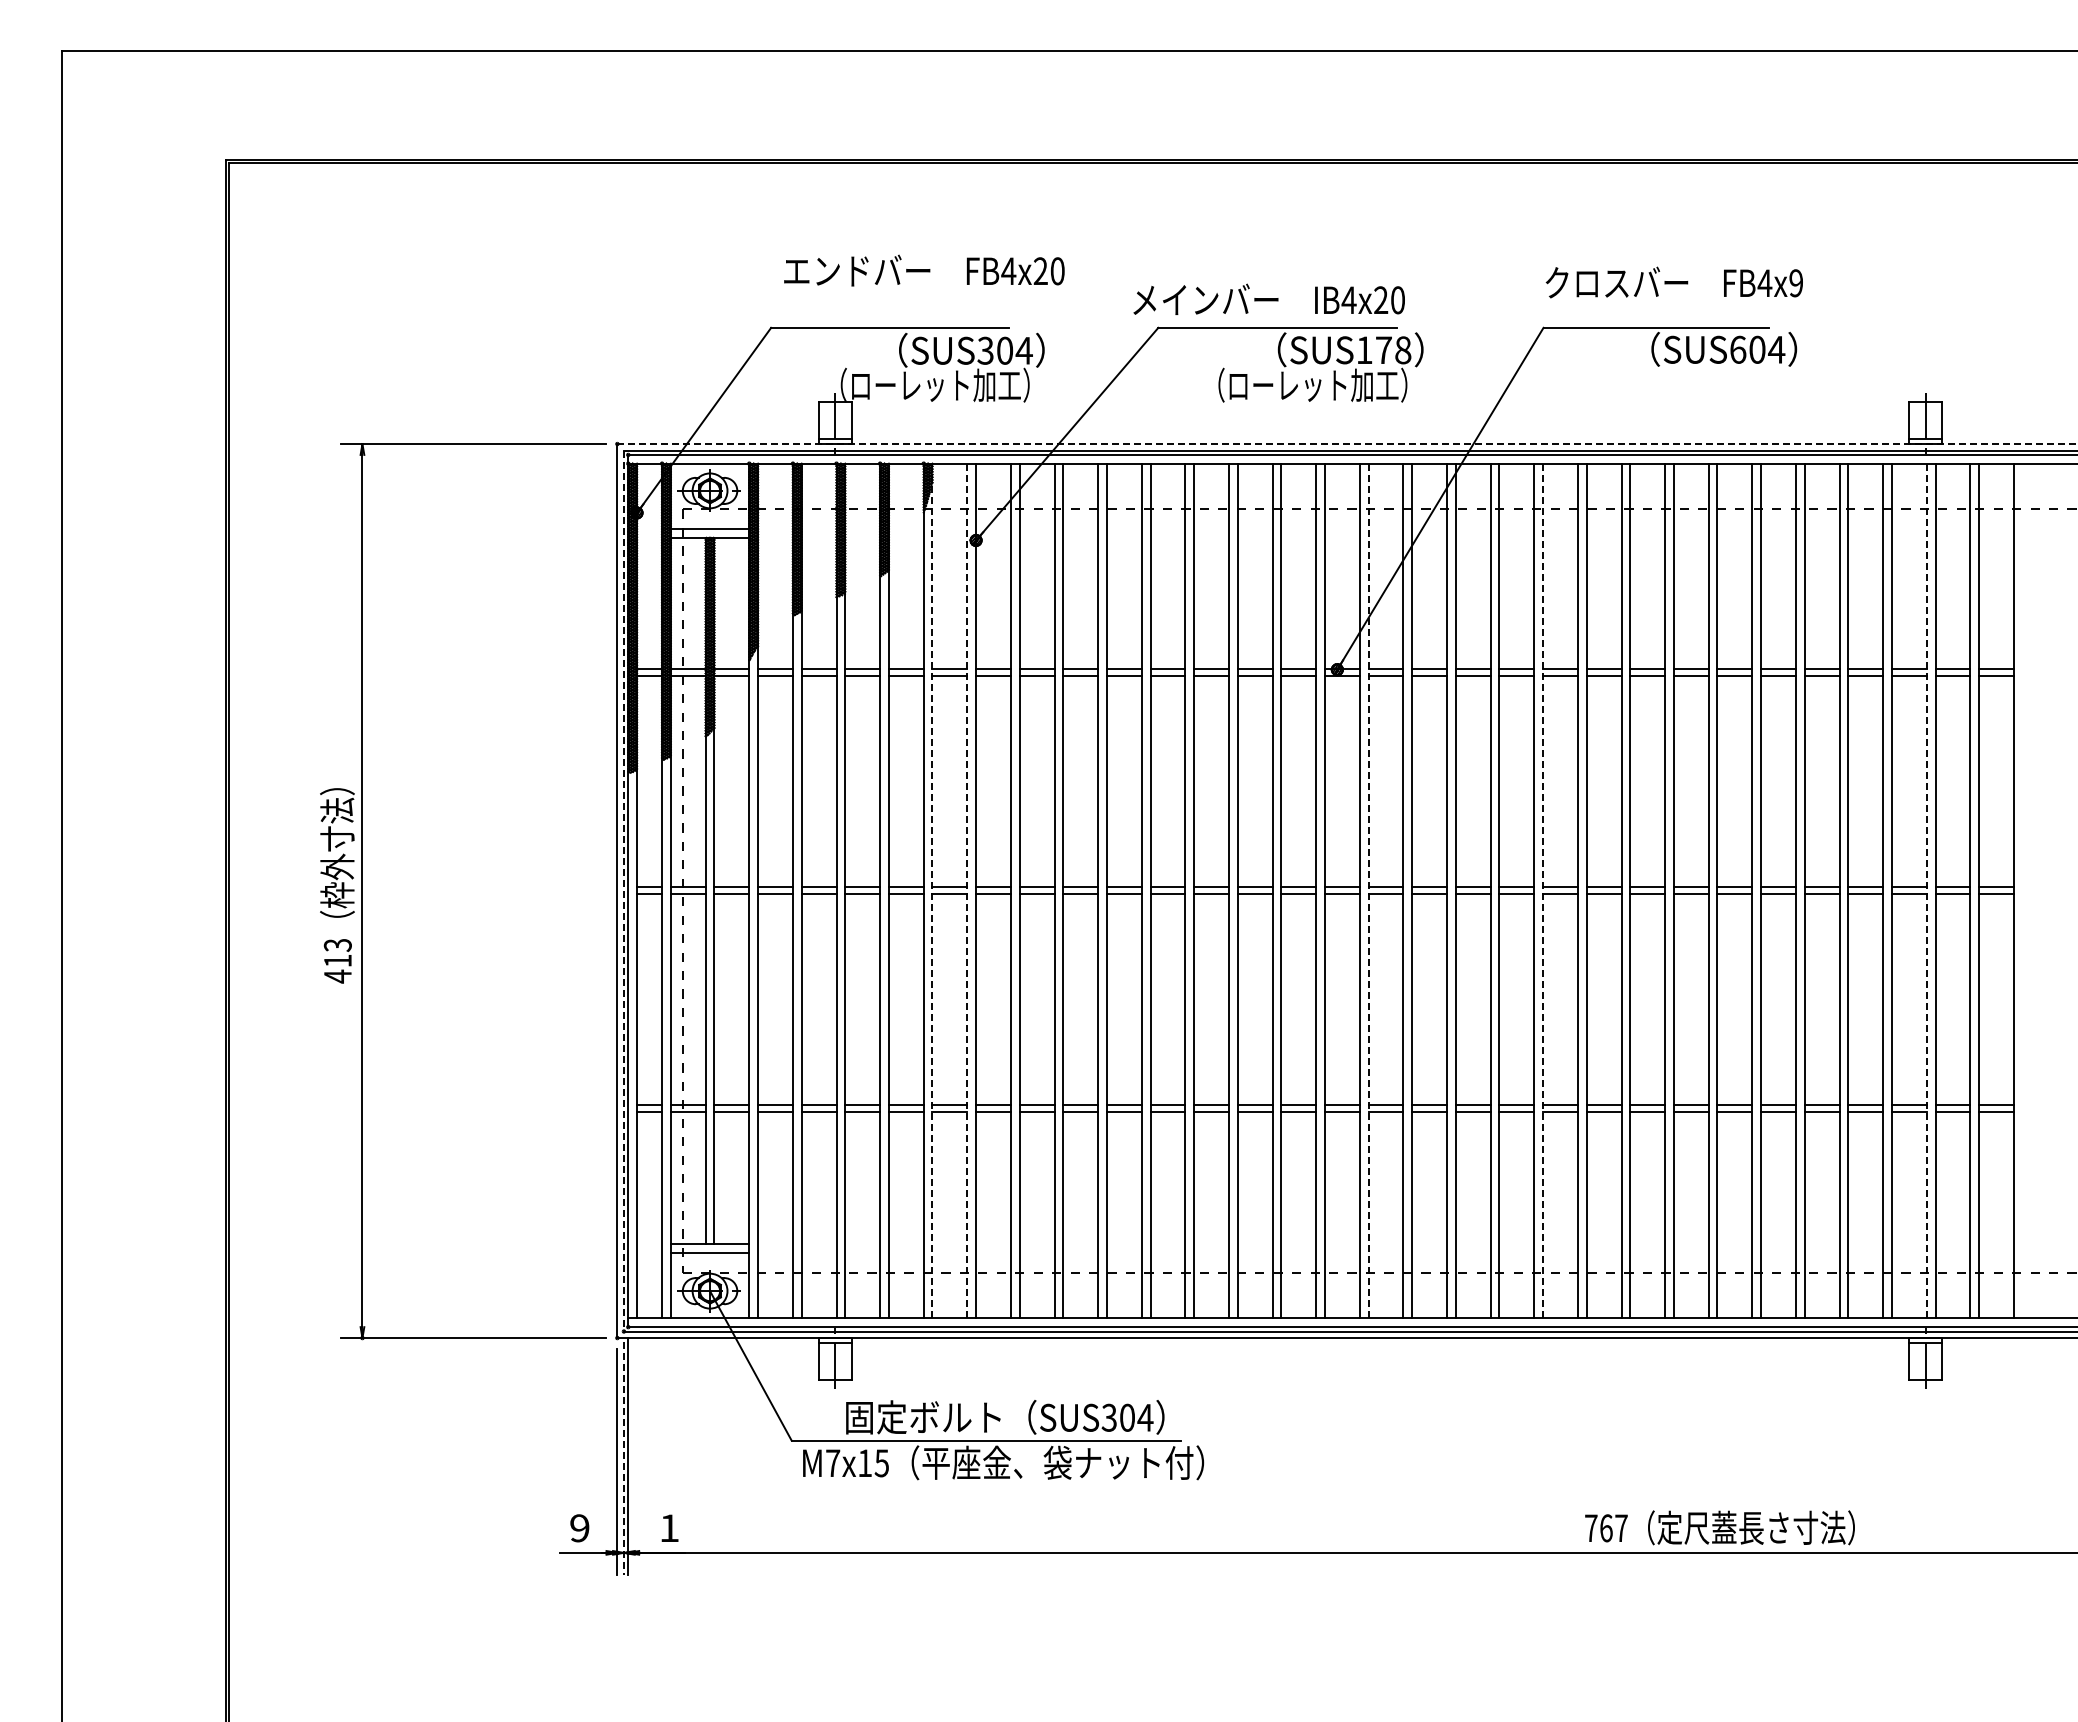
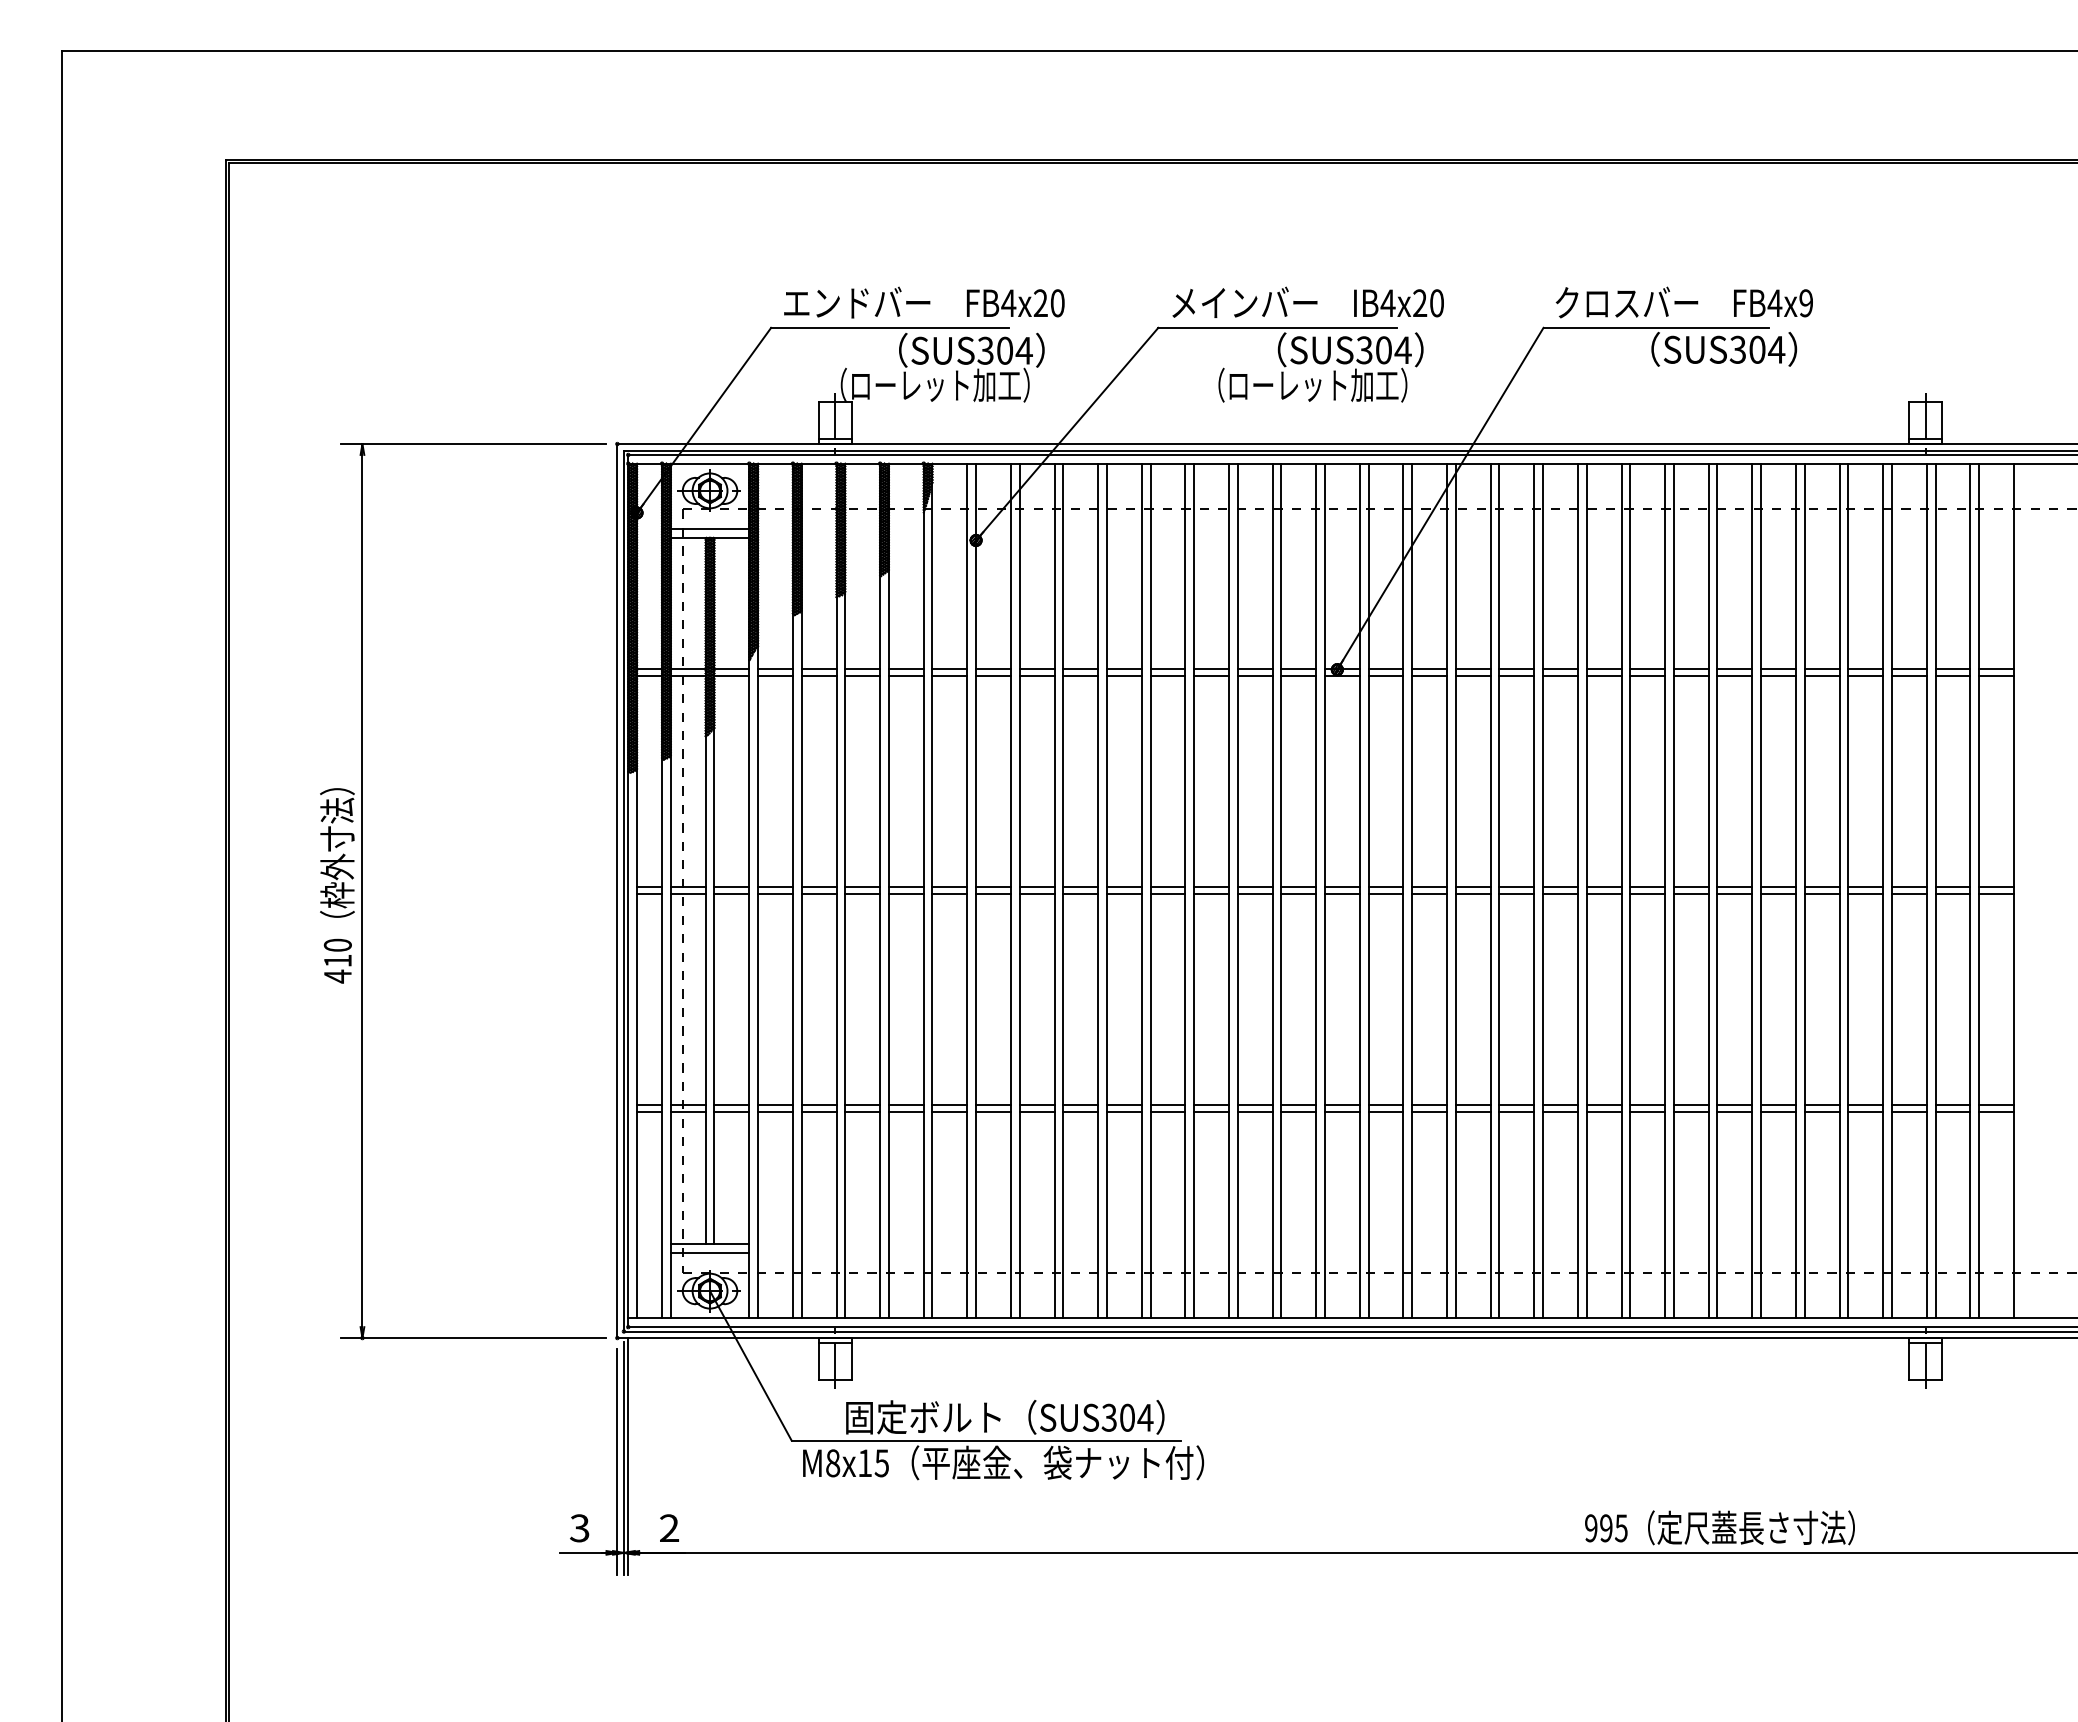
text position: (924, 270) -> (924, 302) (924, 302)
text position: (1673, 282) -> (1683, 302) (1683, 302)
text position: (1268, 298) -> (1307, 301) (1307, 301)
text: SUS604 -> SUS304 (1737, 349)
text: SUS178 -> SUS304 (1383, 350)
line: dashed -> solid (1347, 444)
line: dashed -> solid (623, 891)
line: dashed -> solid (932, 891)
line: dashed -> solid (967, 891)
line: dashed -> solid (1368, 891)
line: dashed -> solid (1543, 891)
line: dashed -> solid (1926, 891)
text: 413 -> 410 (337, 945)
line: dashed -> solid (623, 1459)
text: M7x15 -> M8x15 (833, 1463)
text: 1 -> 2 (669, 1527)
text: 9 -> 3 (579, 1528)
text: 767 -> 995 (1606, 1528)
